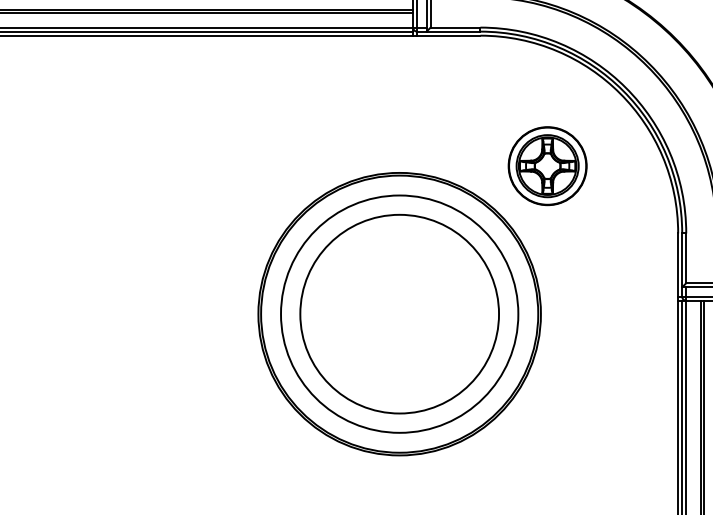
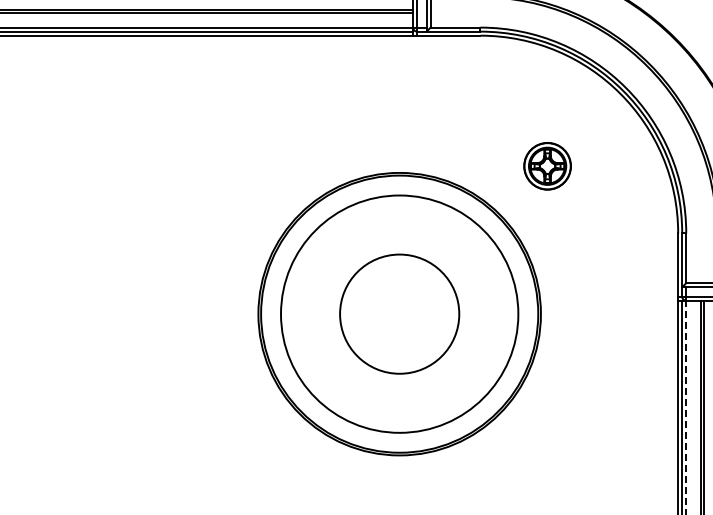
part size: 81x81 px -> 49x49 px (547, 166)
circle diameter: 199 px -> 119 px (399, 313)
line: solid -> dashed (686, 407)
